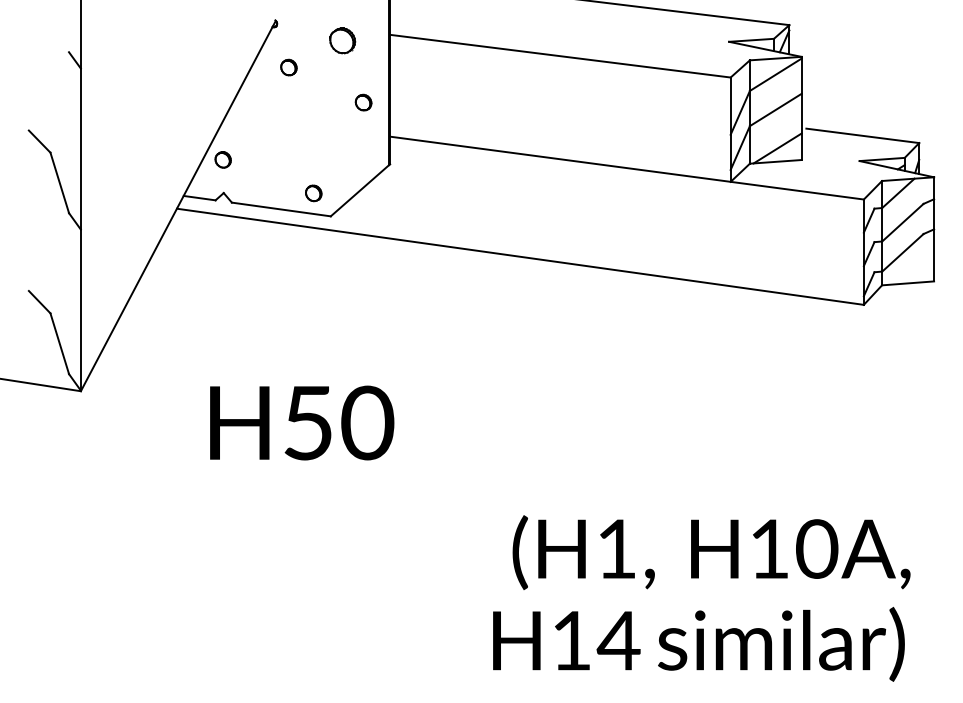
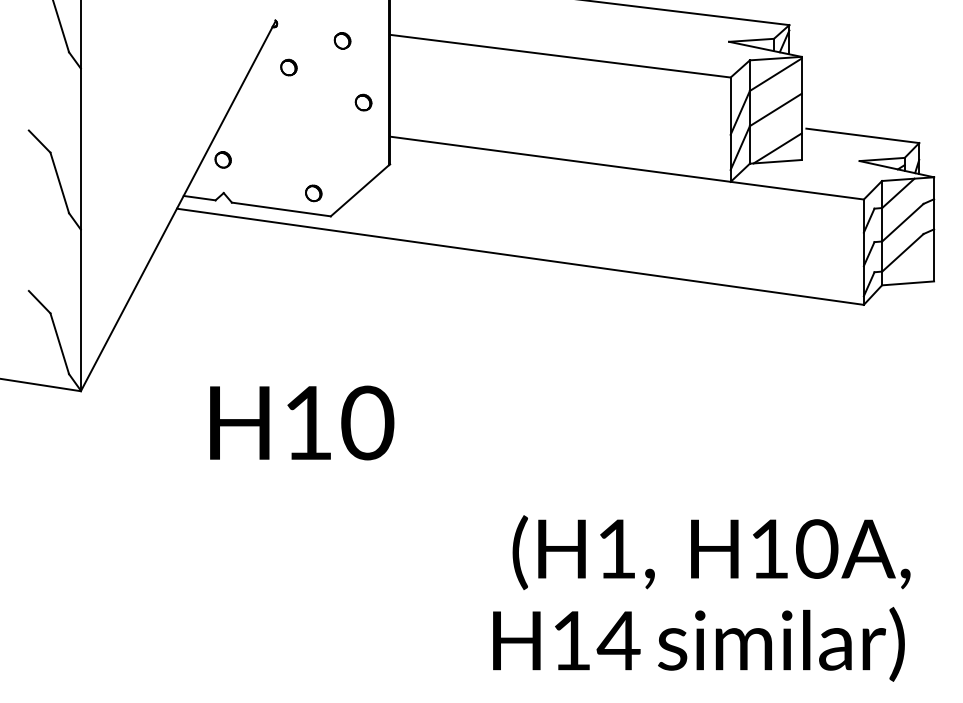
line: none -> present (61, 27)
part size: 28x28 px -> 19x18 px (342, 40)
text: H50 -> H10 (307, 423)
